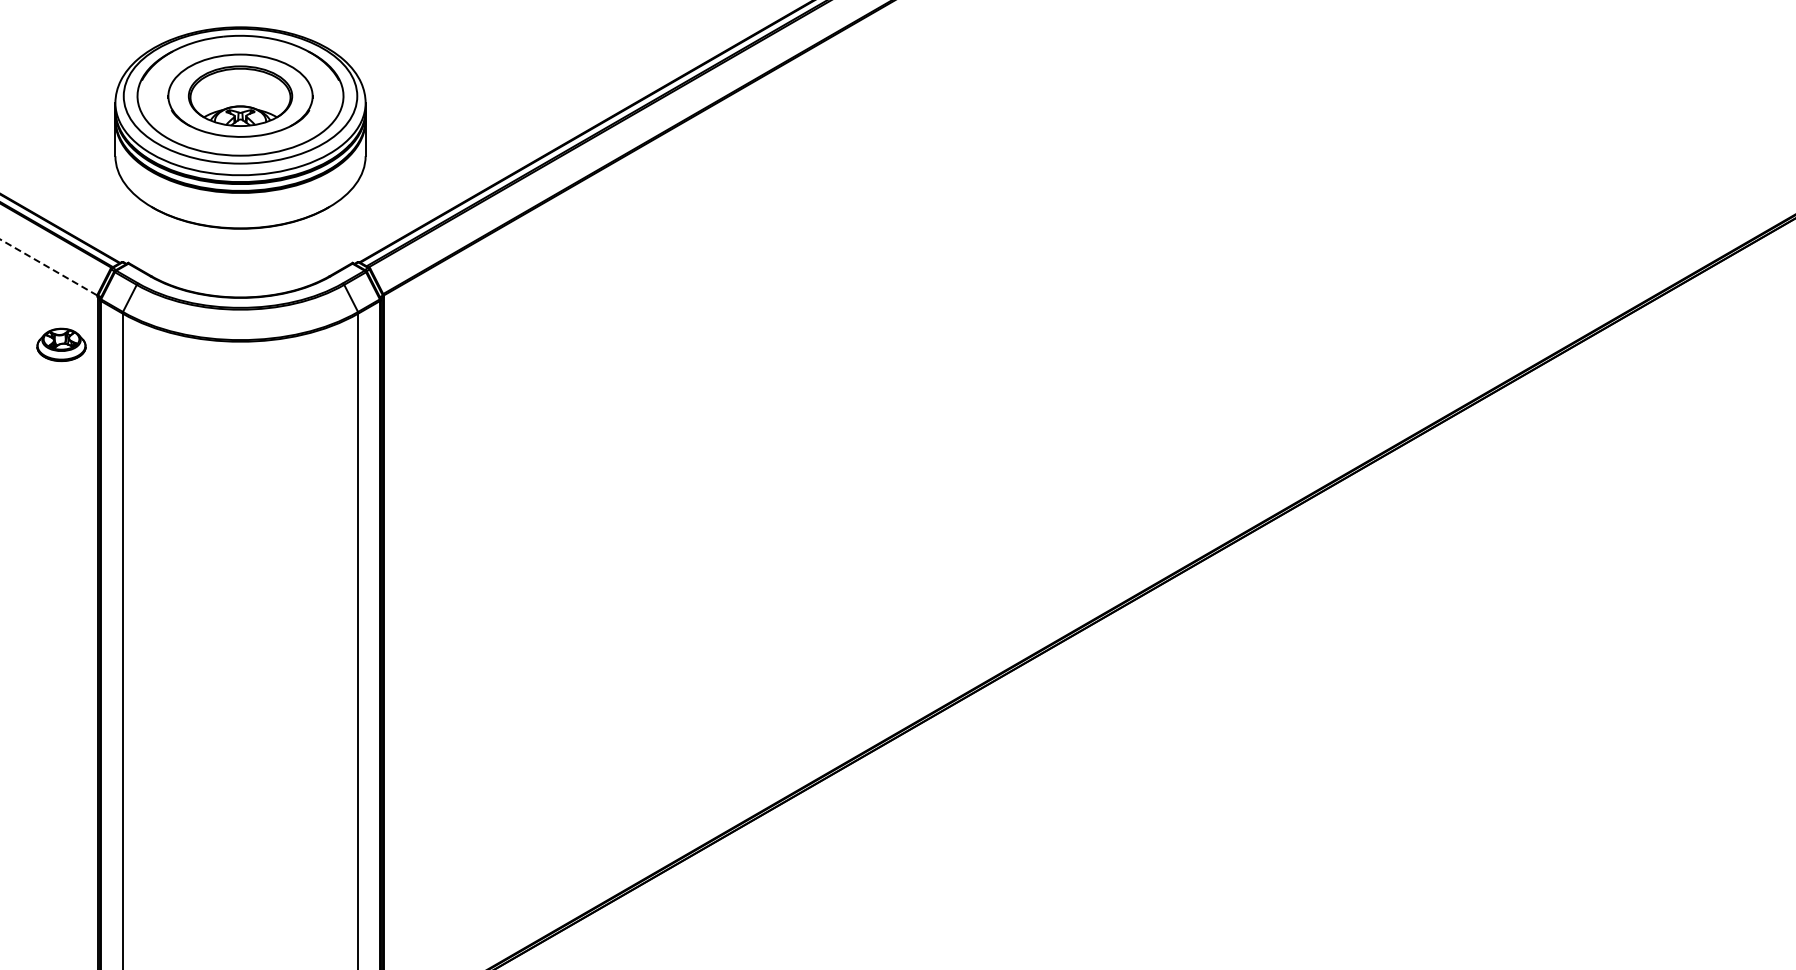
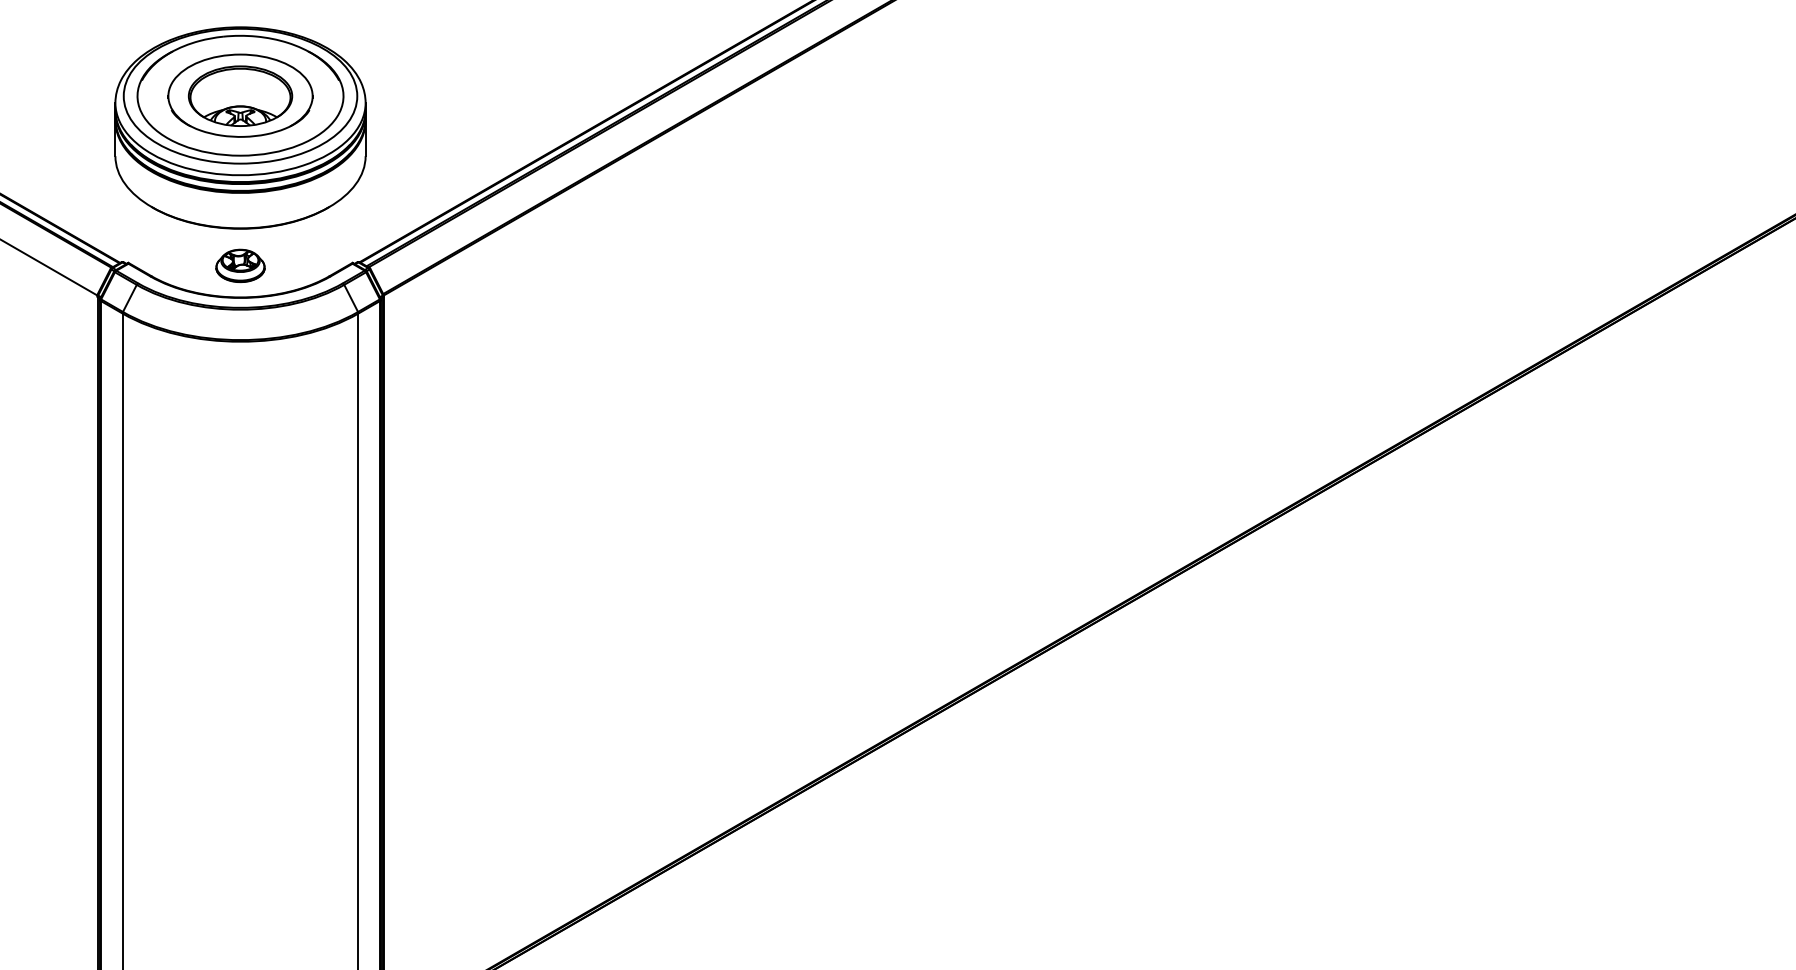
line: dashed -> solid (48, 267)
part position: (61, 344) -> (240, 265) (240, 265)
